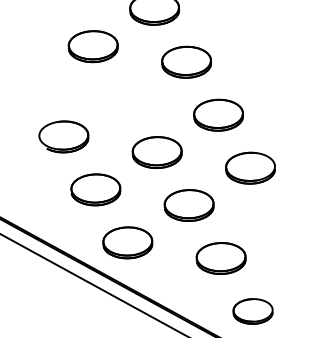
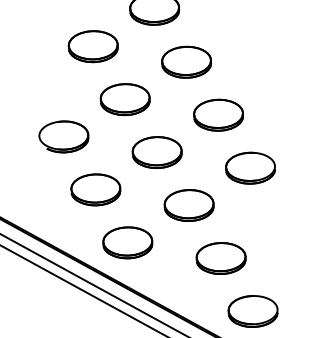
part: none -> present (124, 99)
line: none -> present (82, 290)
part size: 42x27 px -> 52x33 px (252, 311)
